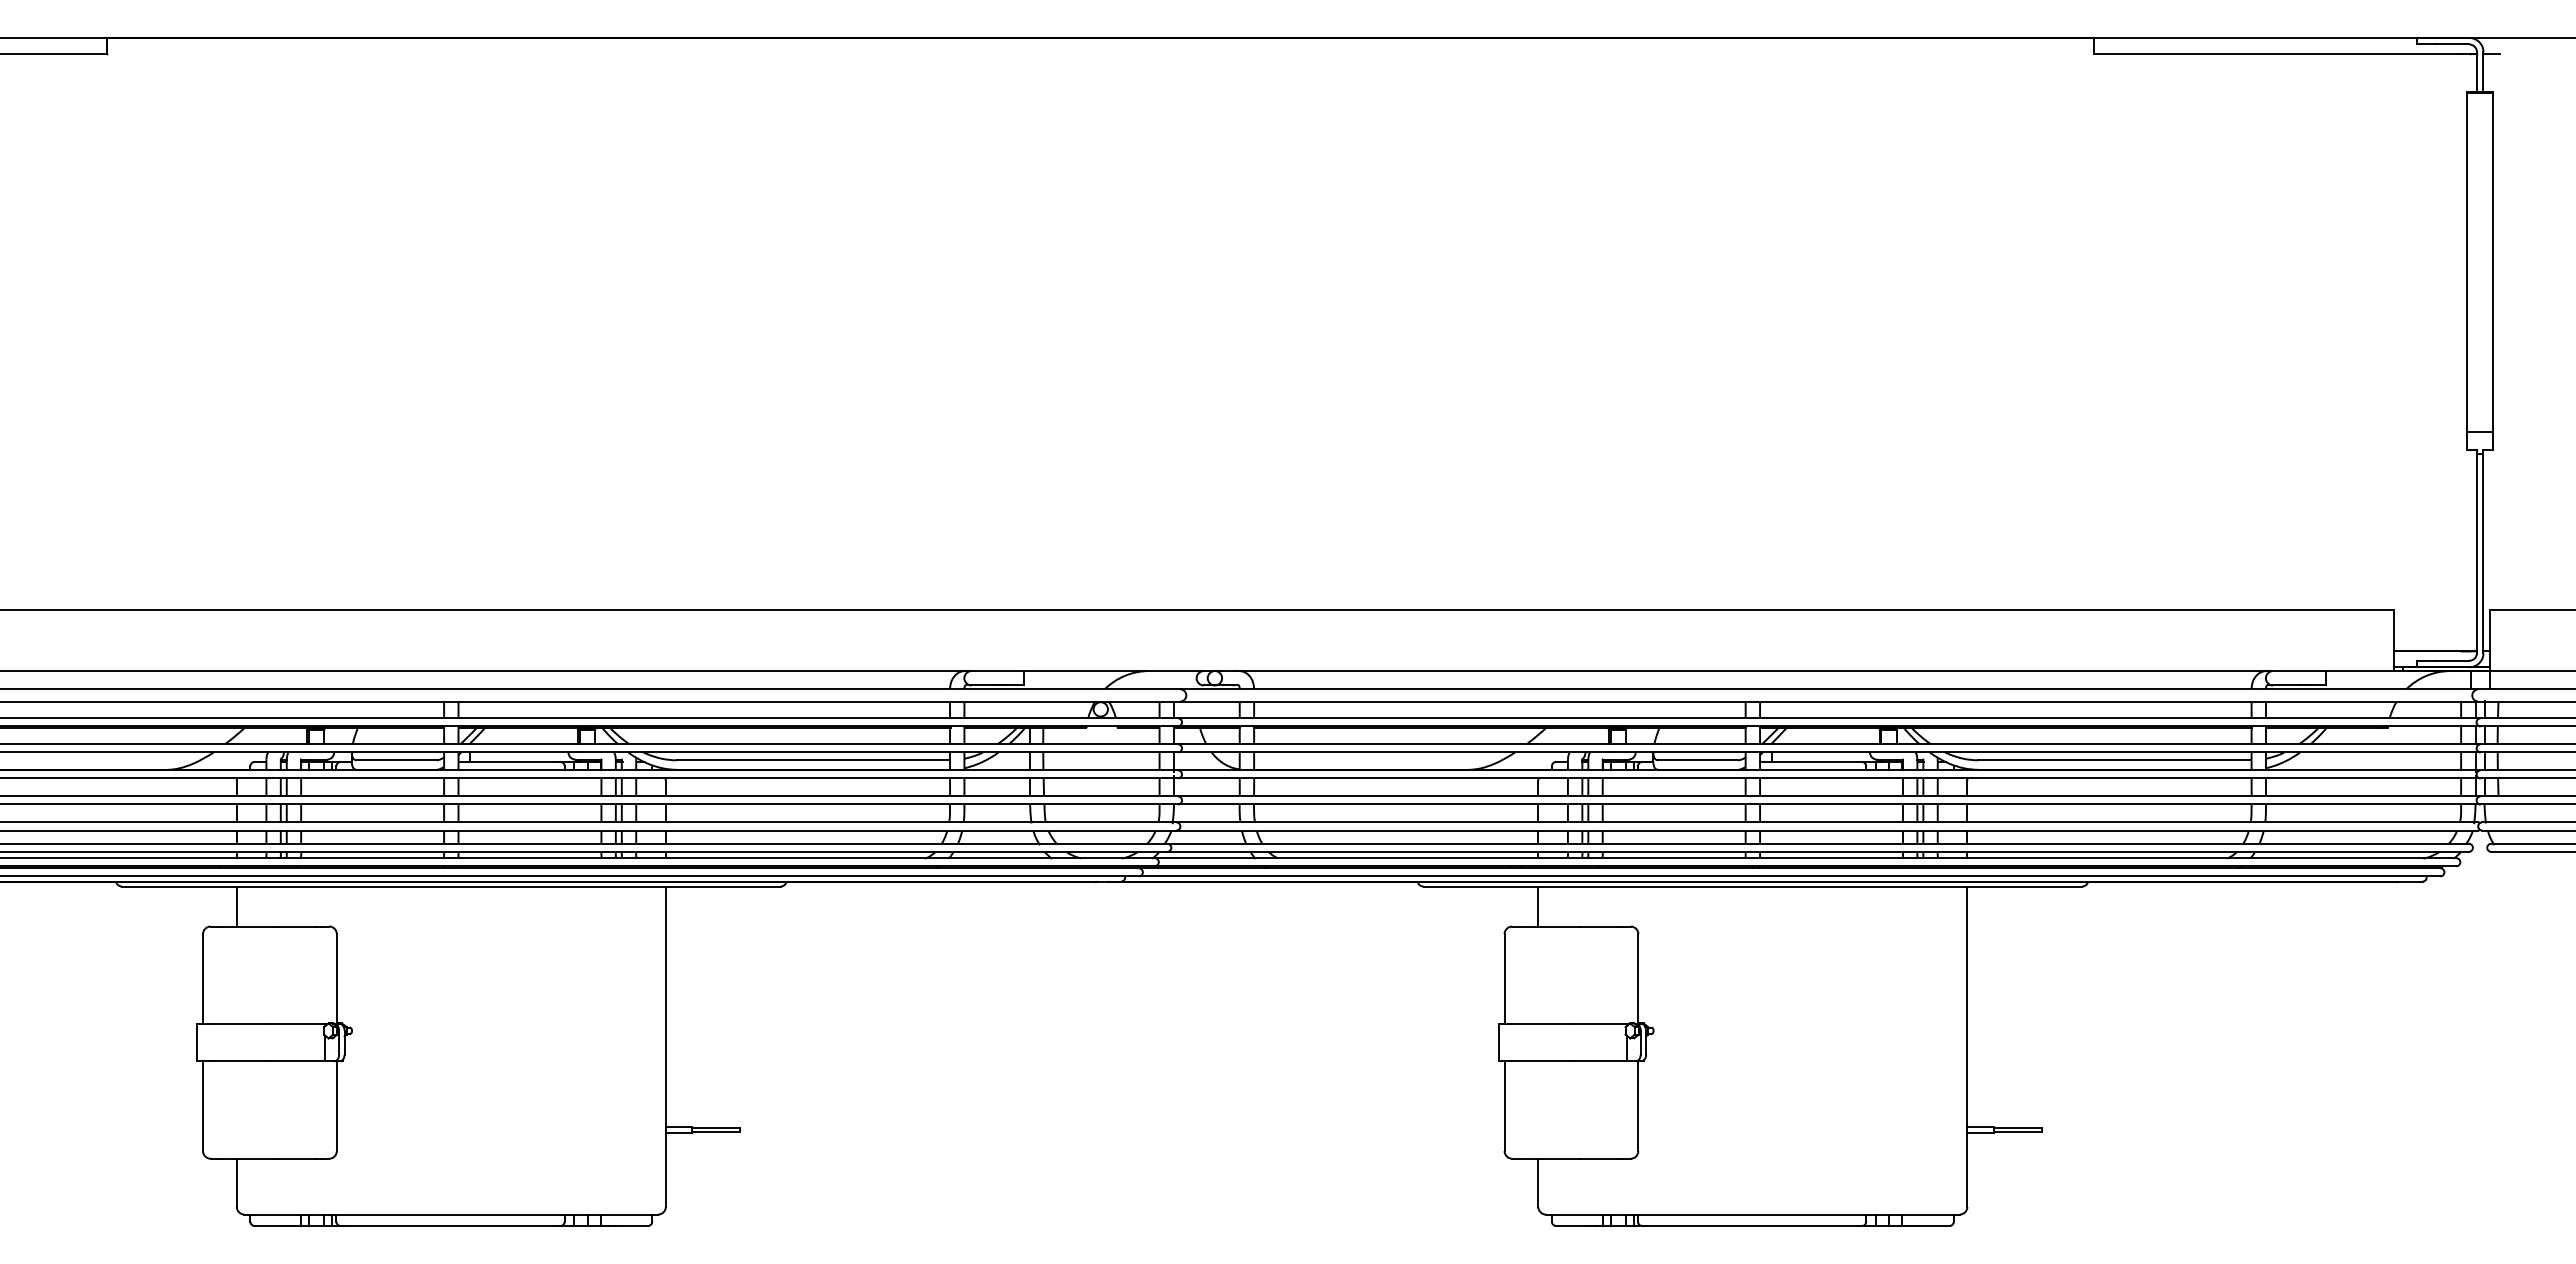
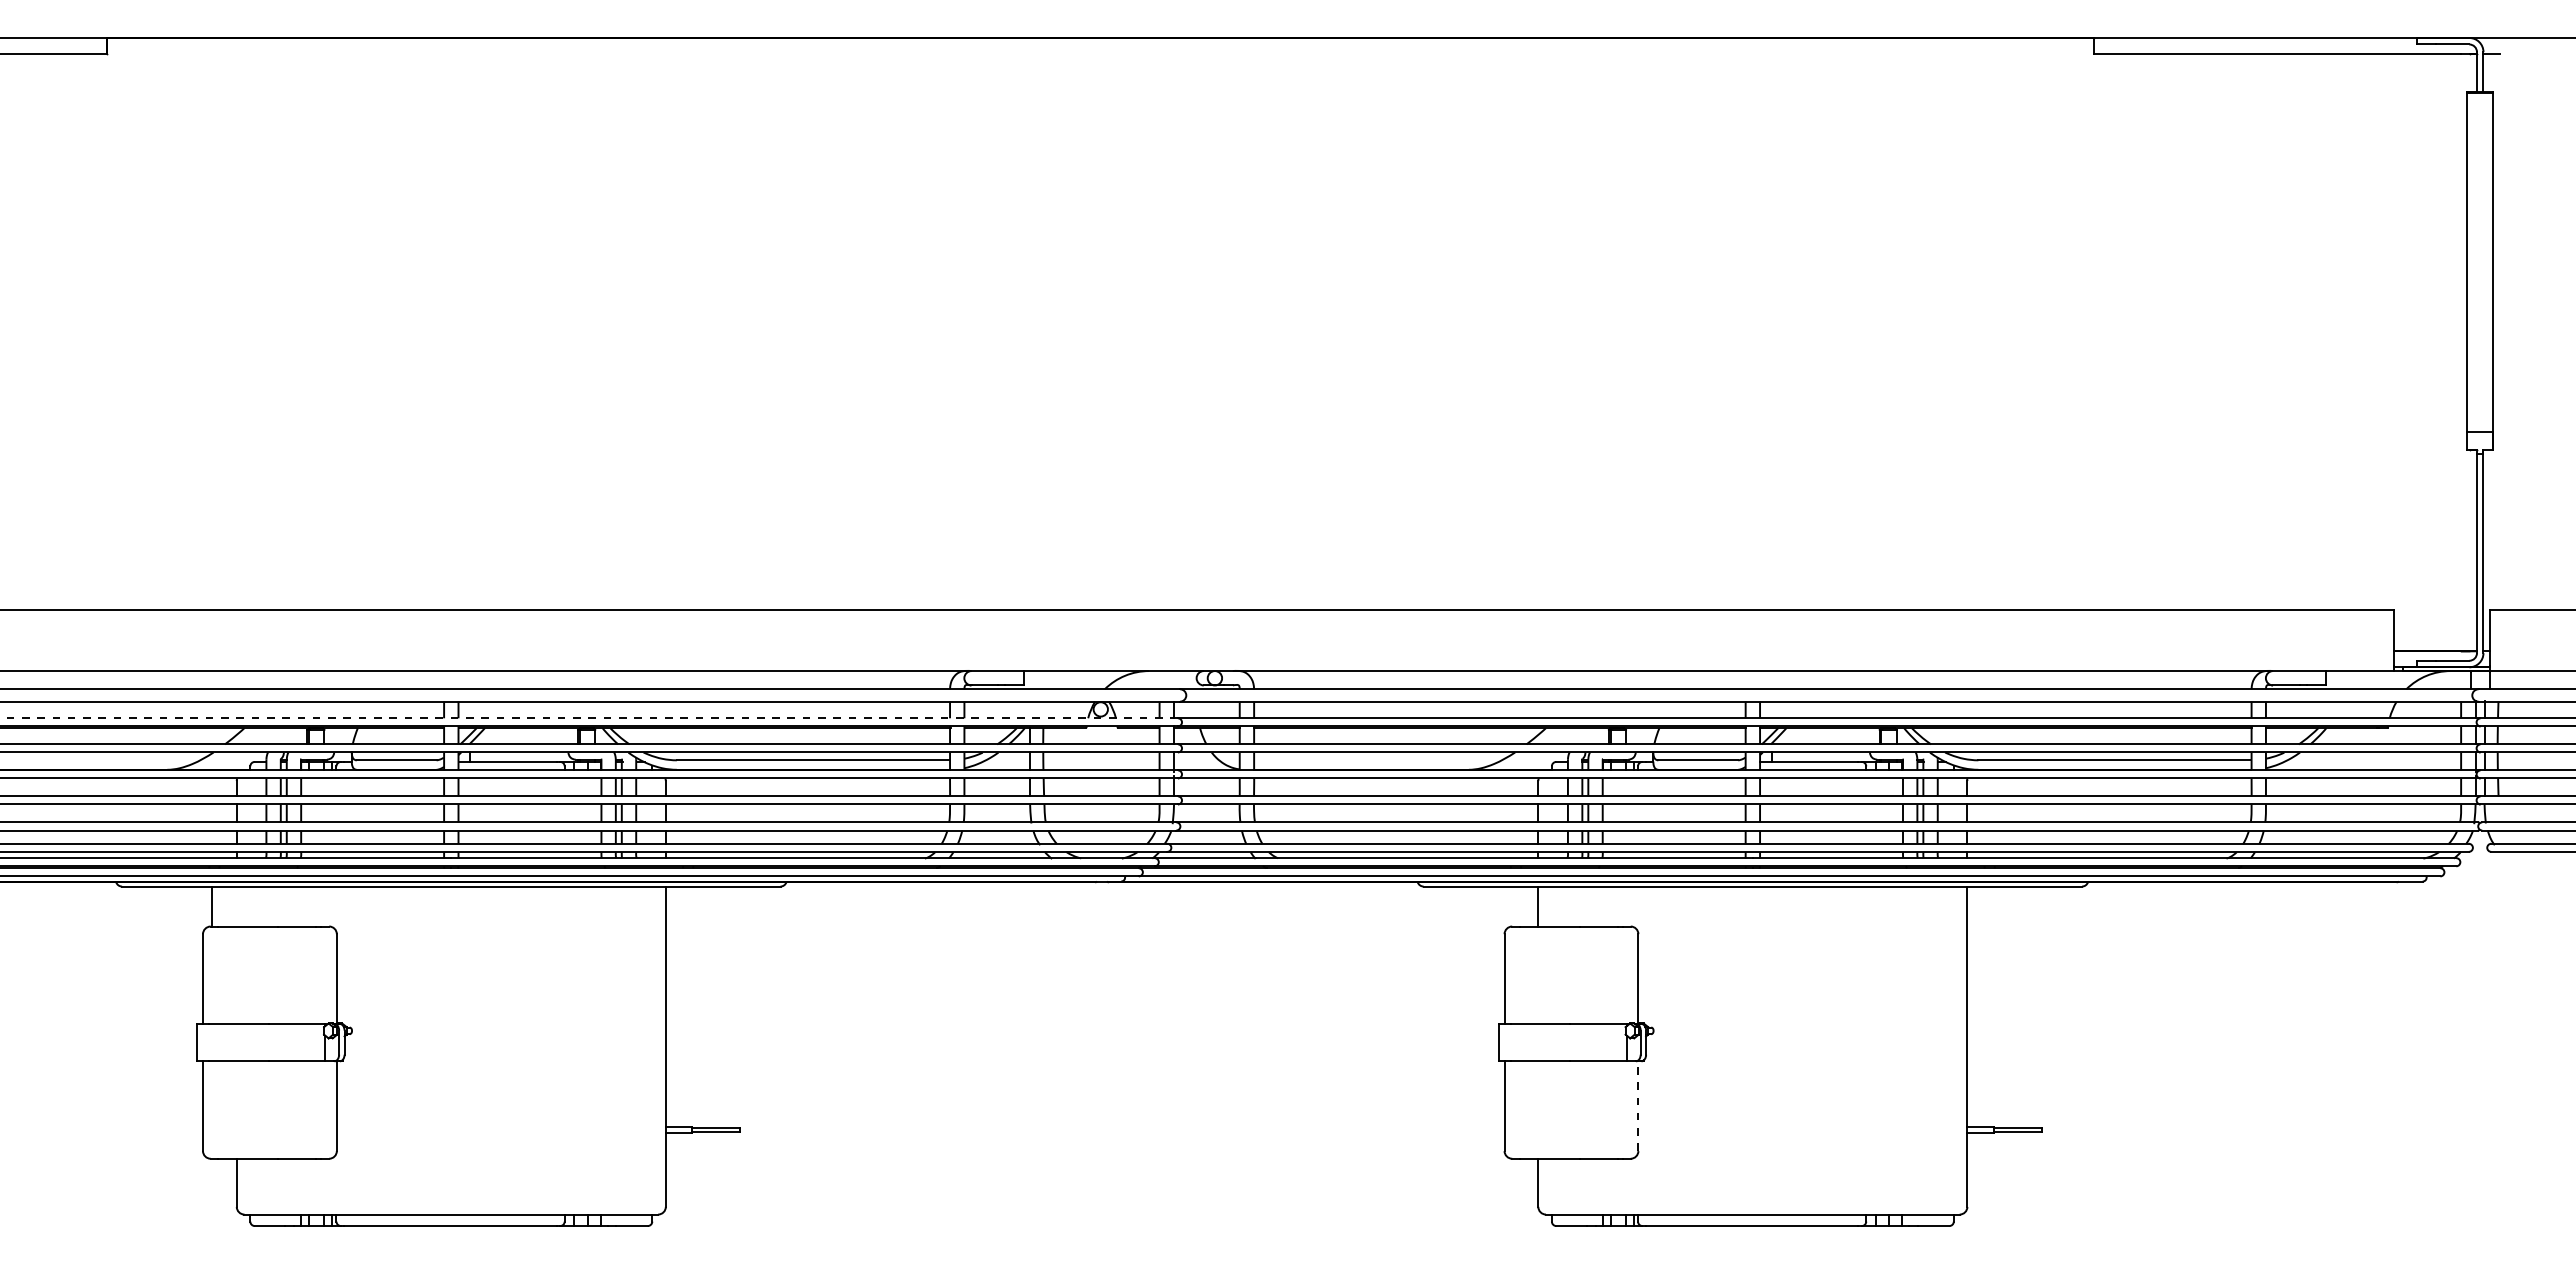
line: solid -> dashed (589, 718)
line position: (236, 906) -> (211, 906) (211, 906)
line: solid -> dashed (1638, 1106)
